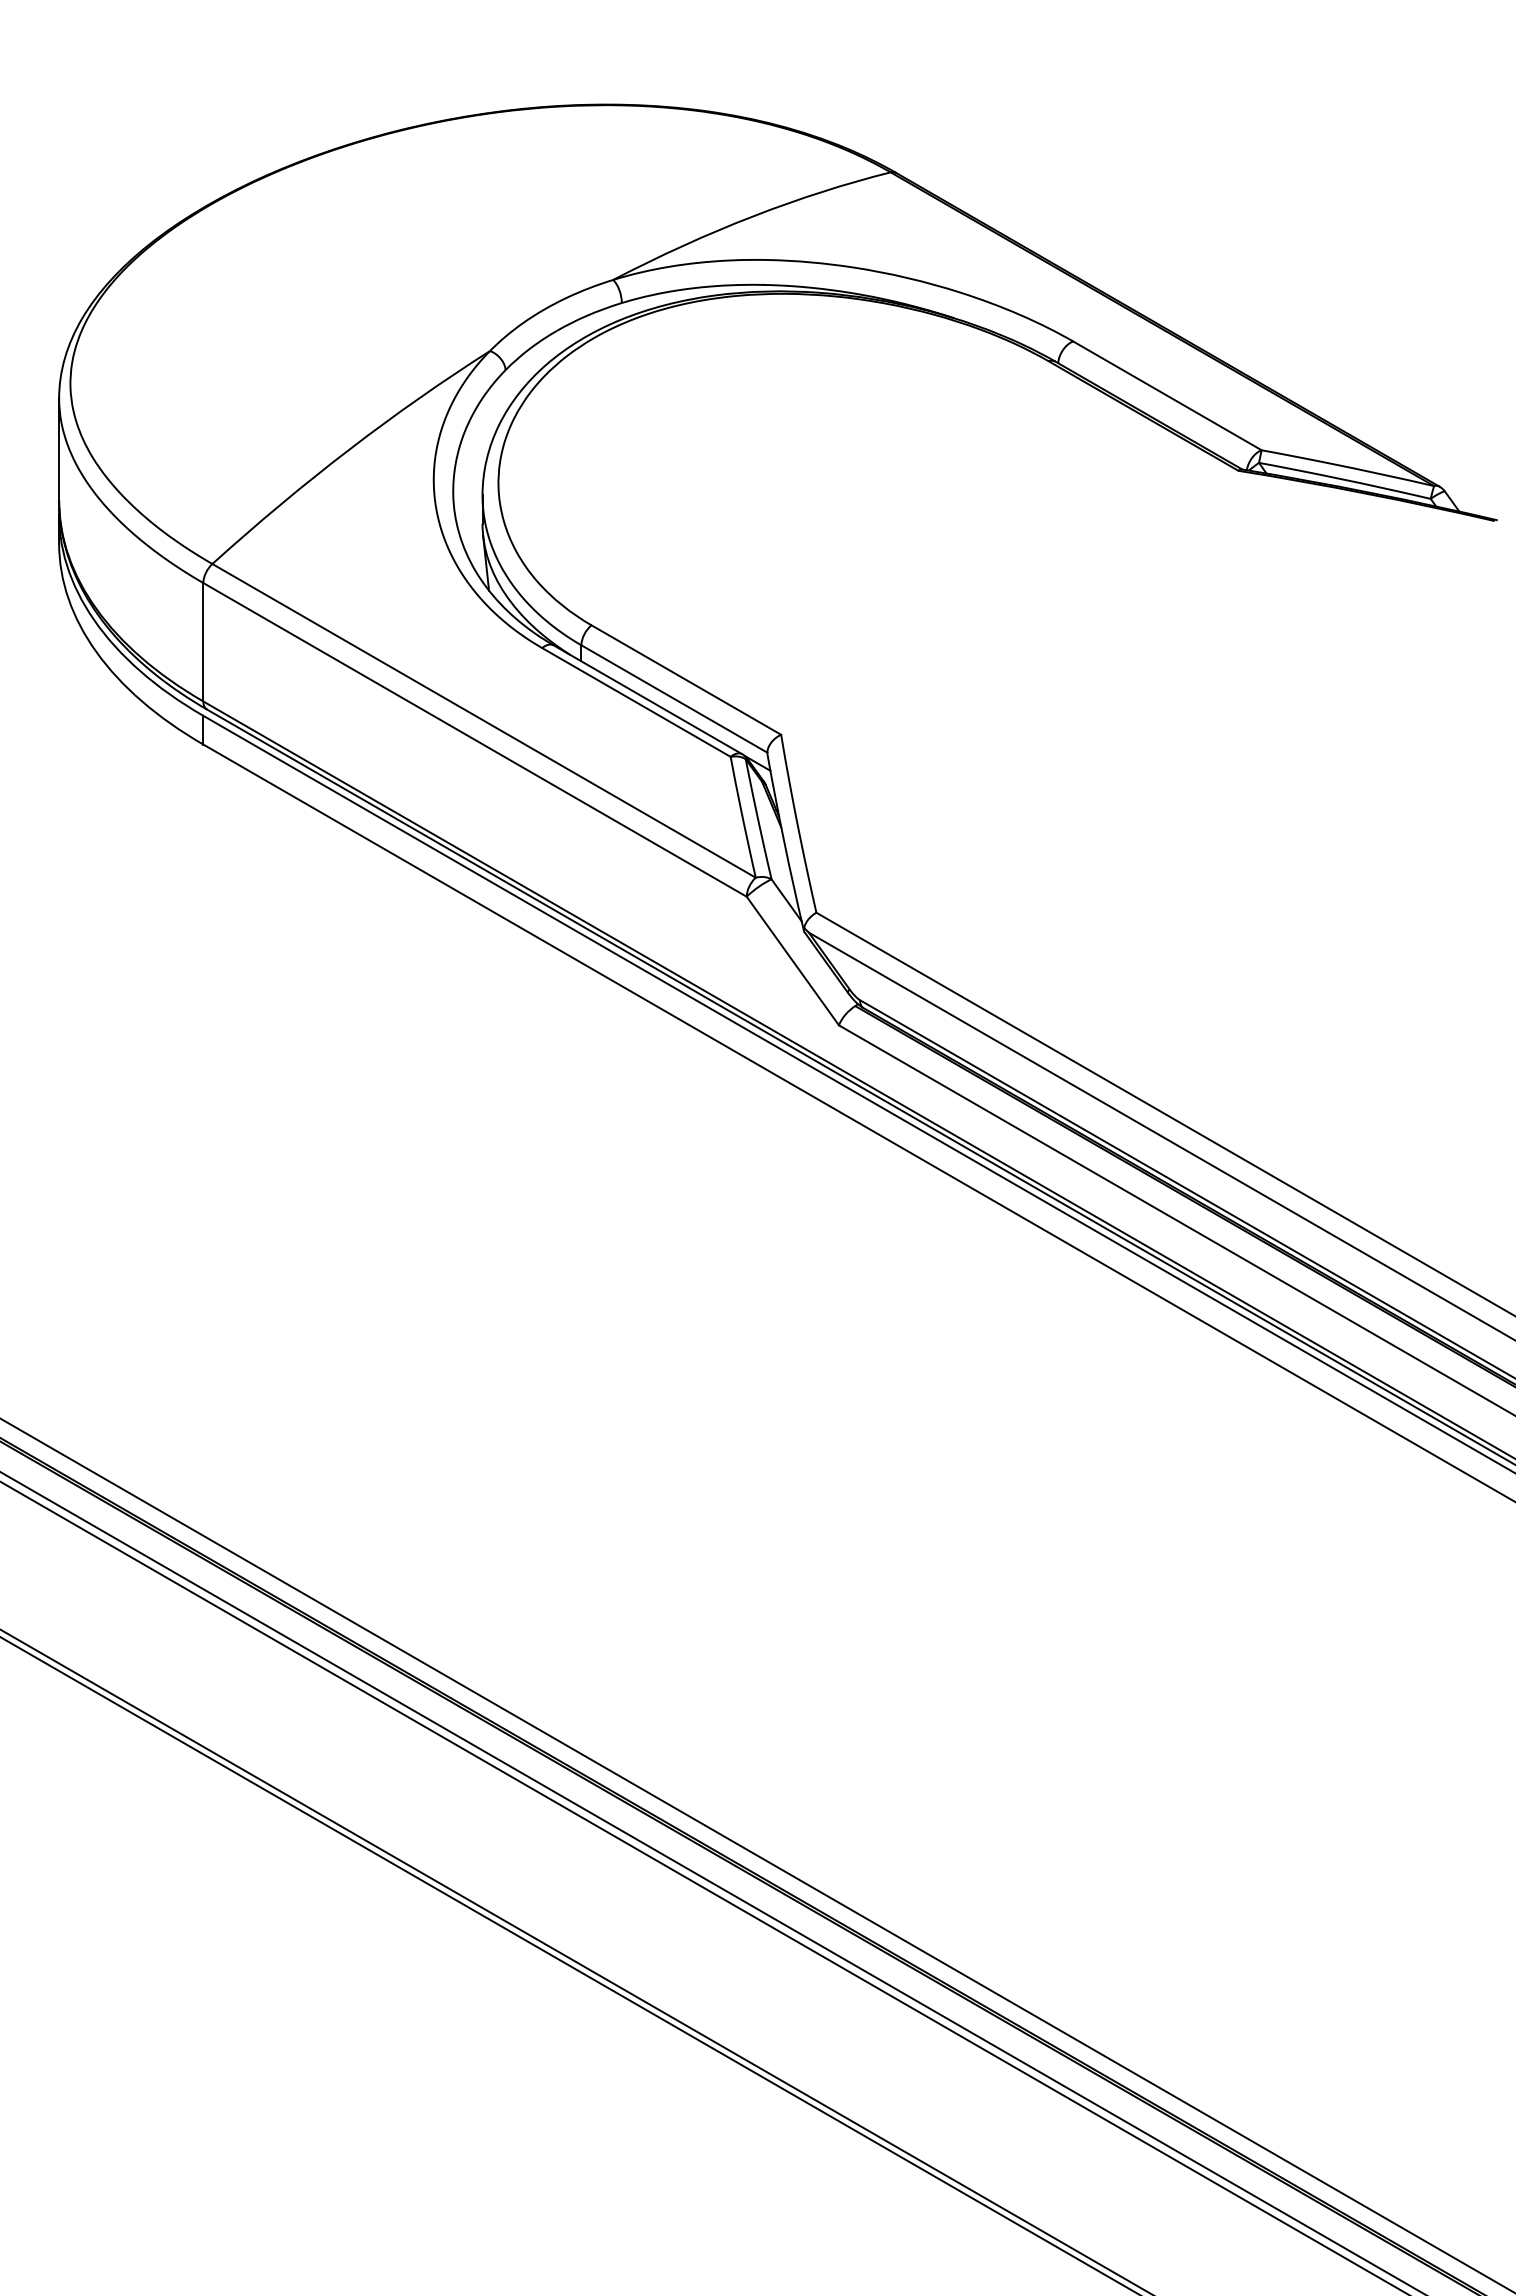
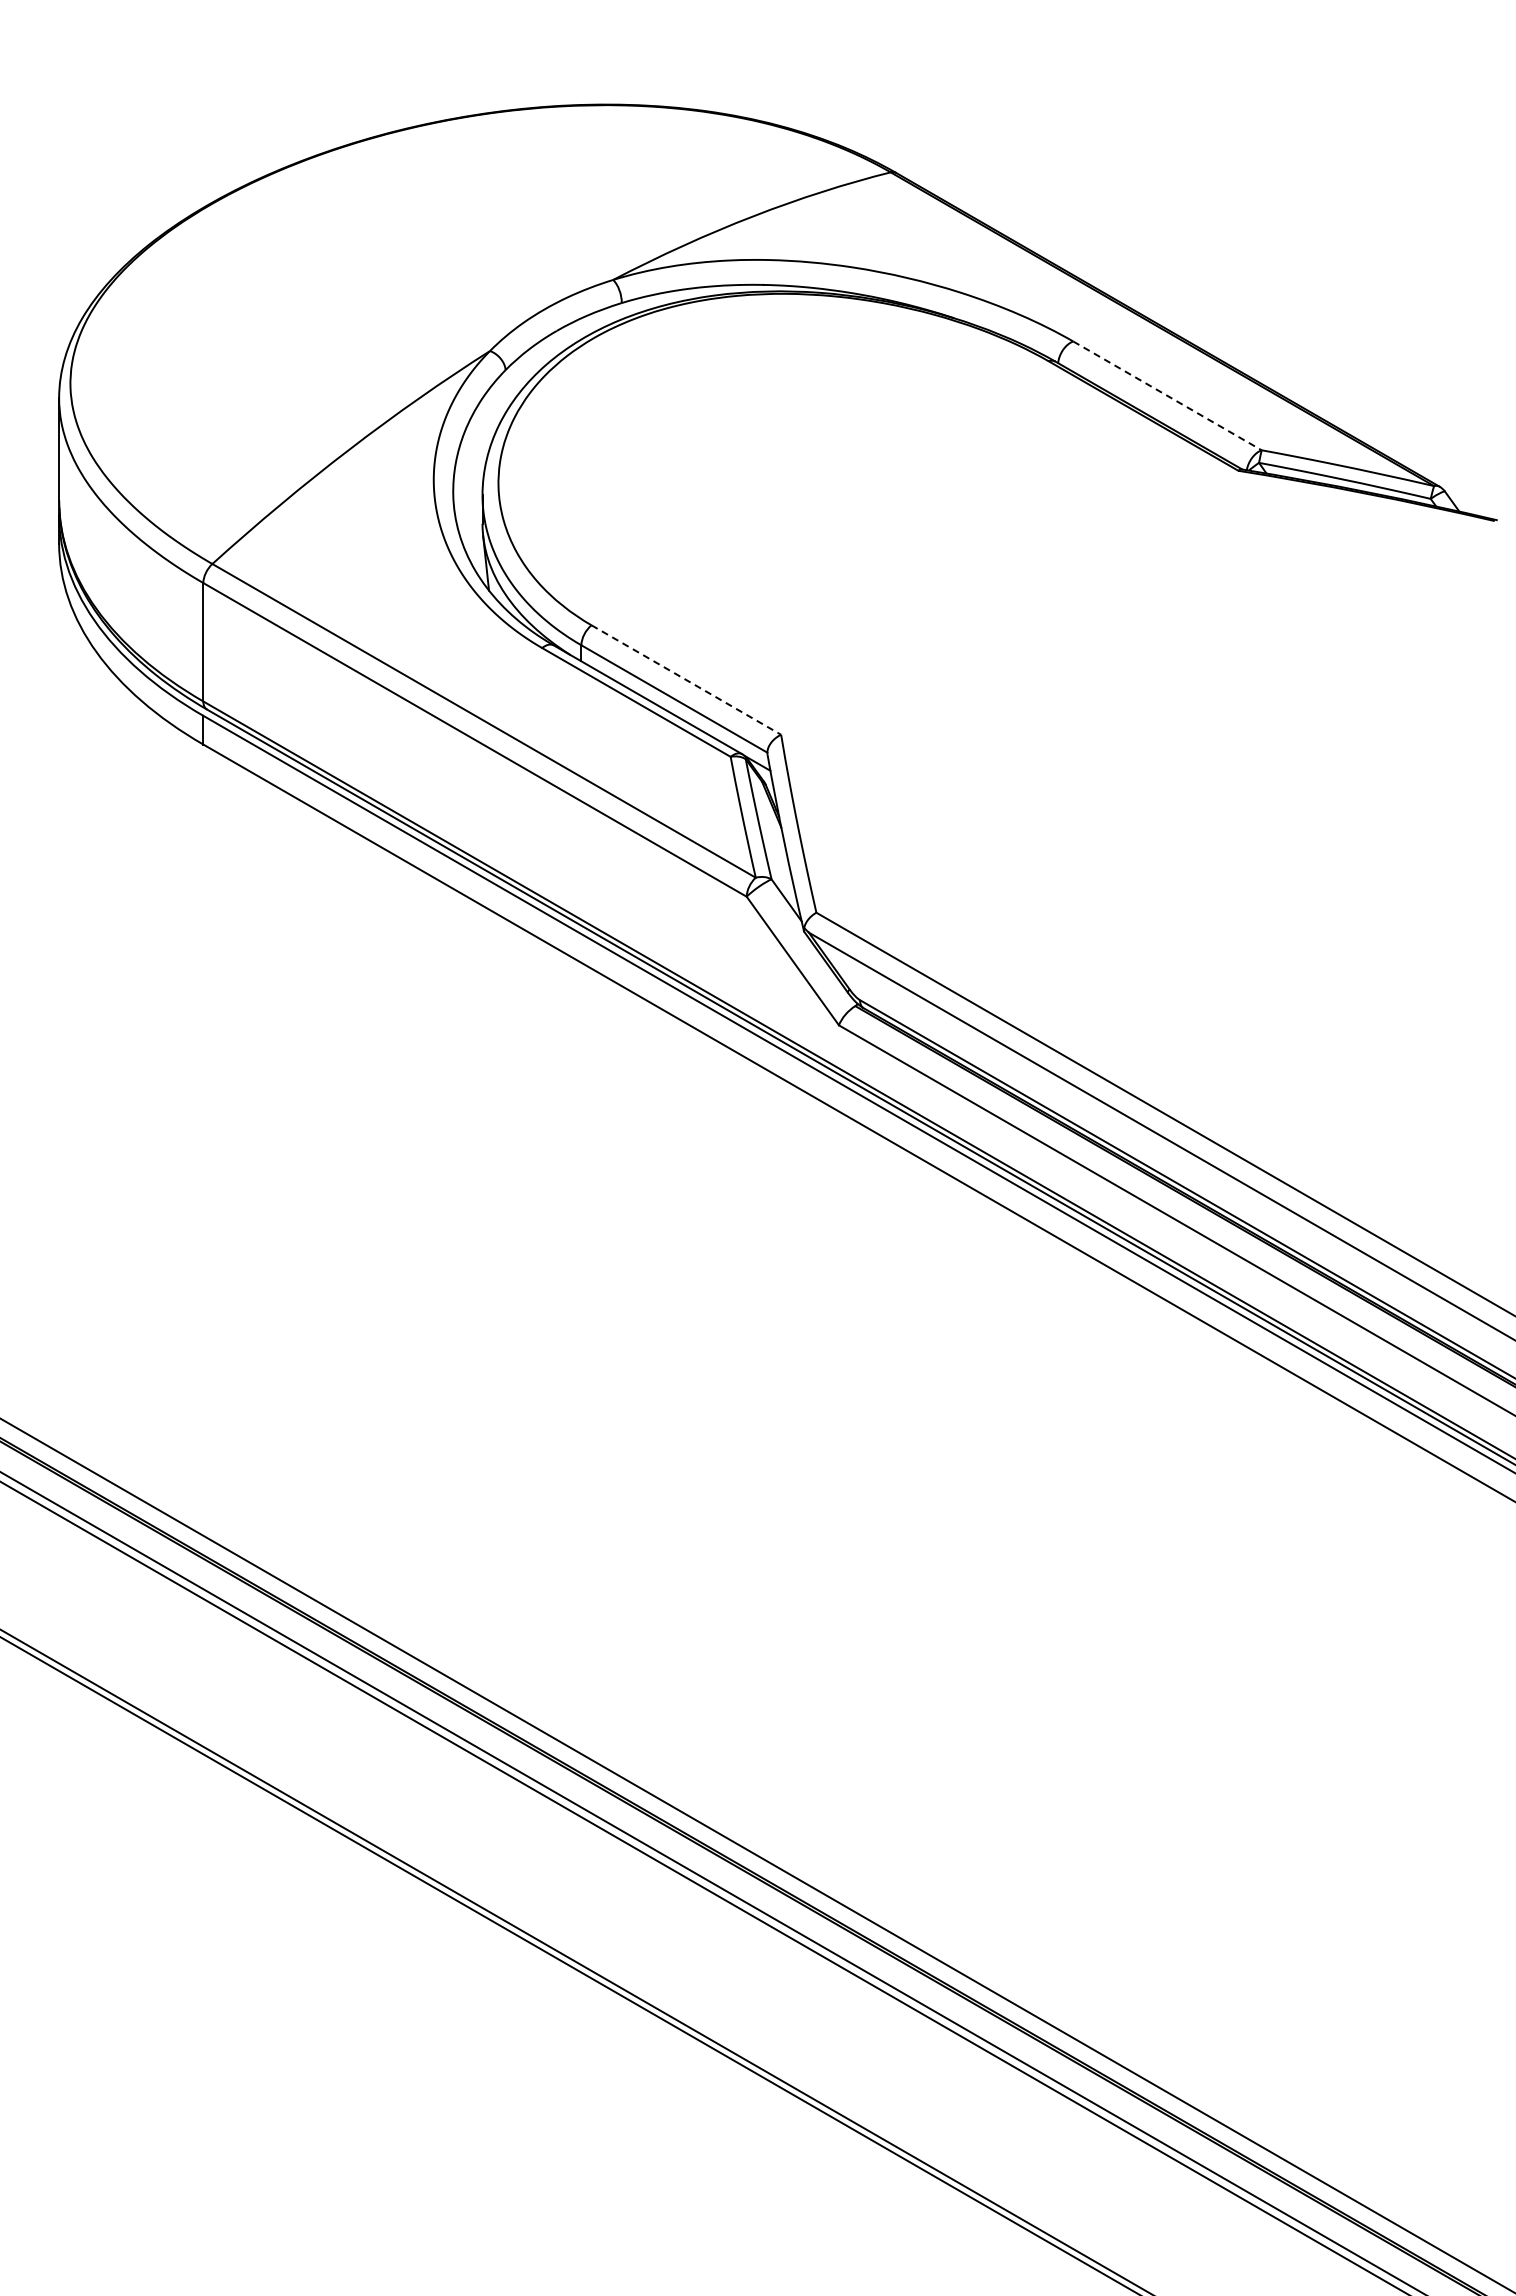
line: solid -> dashed (1167, 395)
line: solid -> dashed (686, 680)
